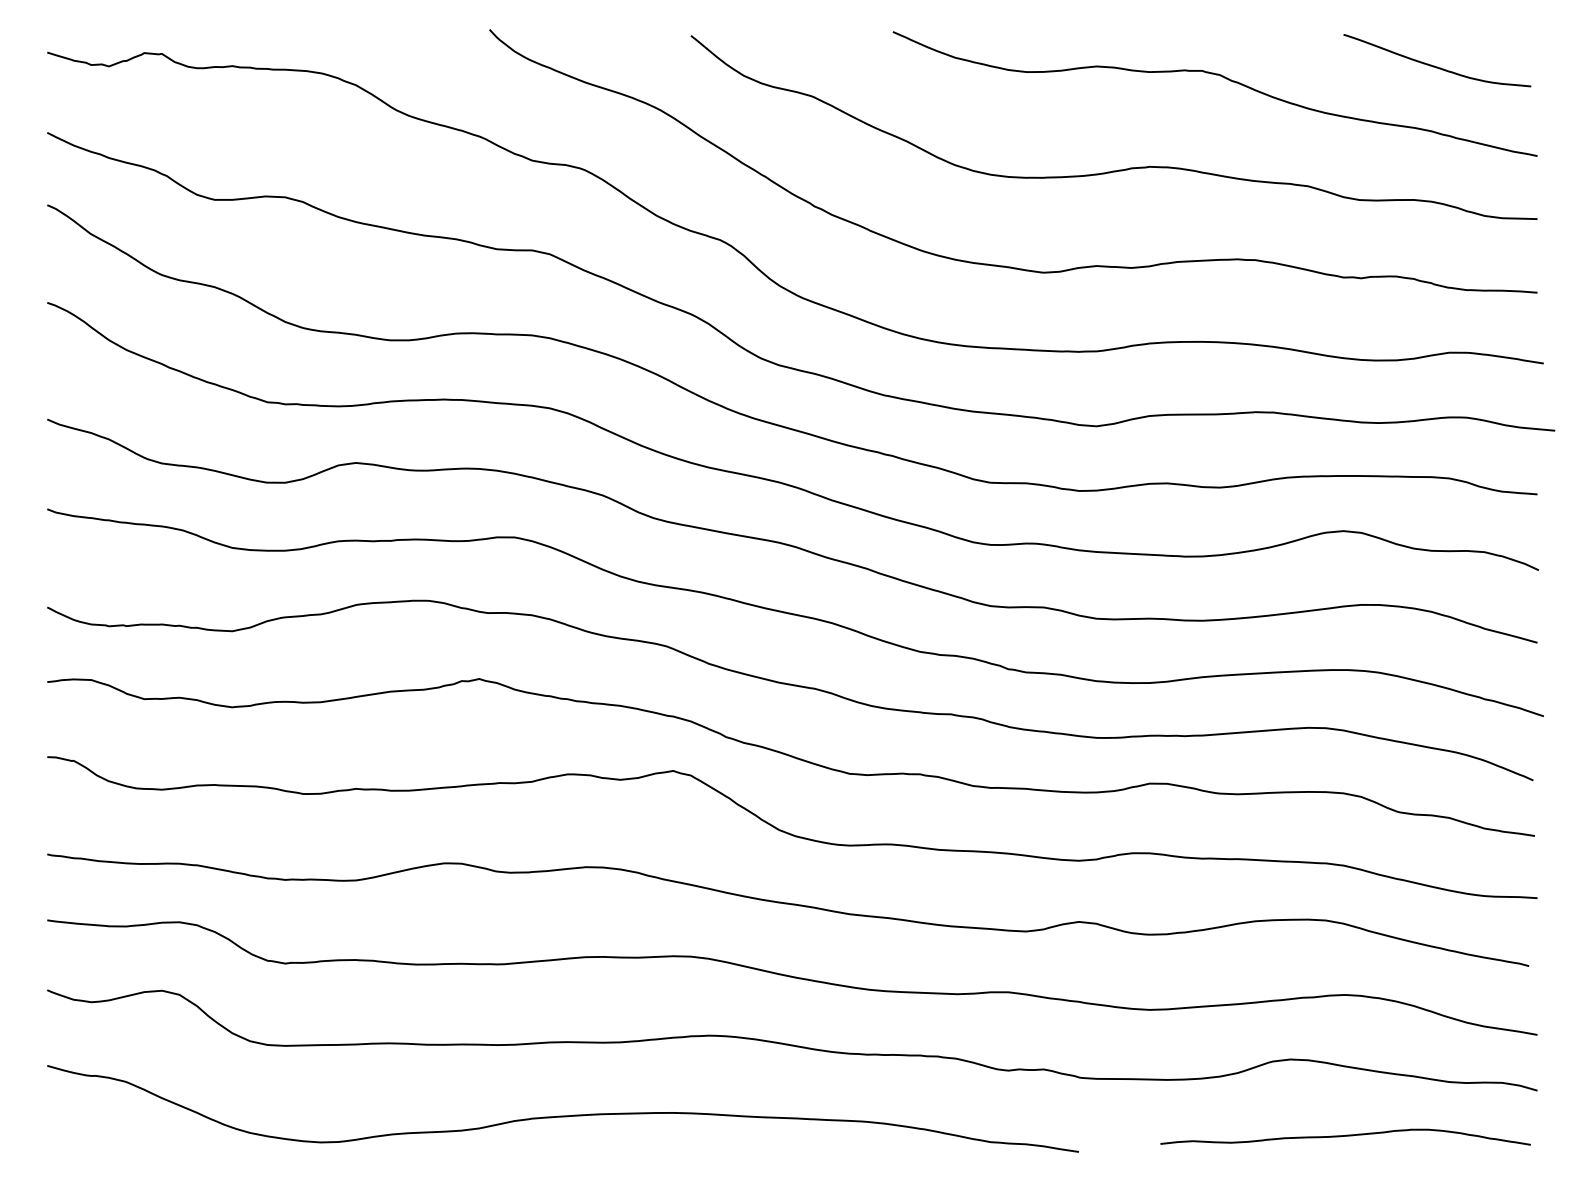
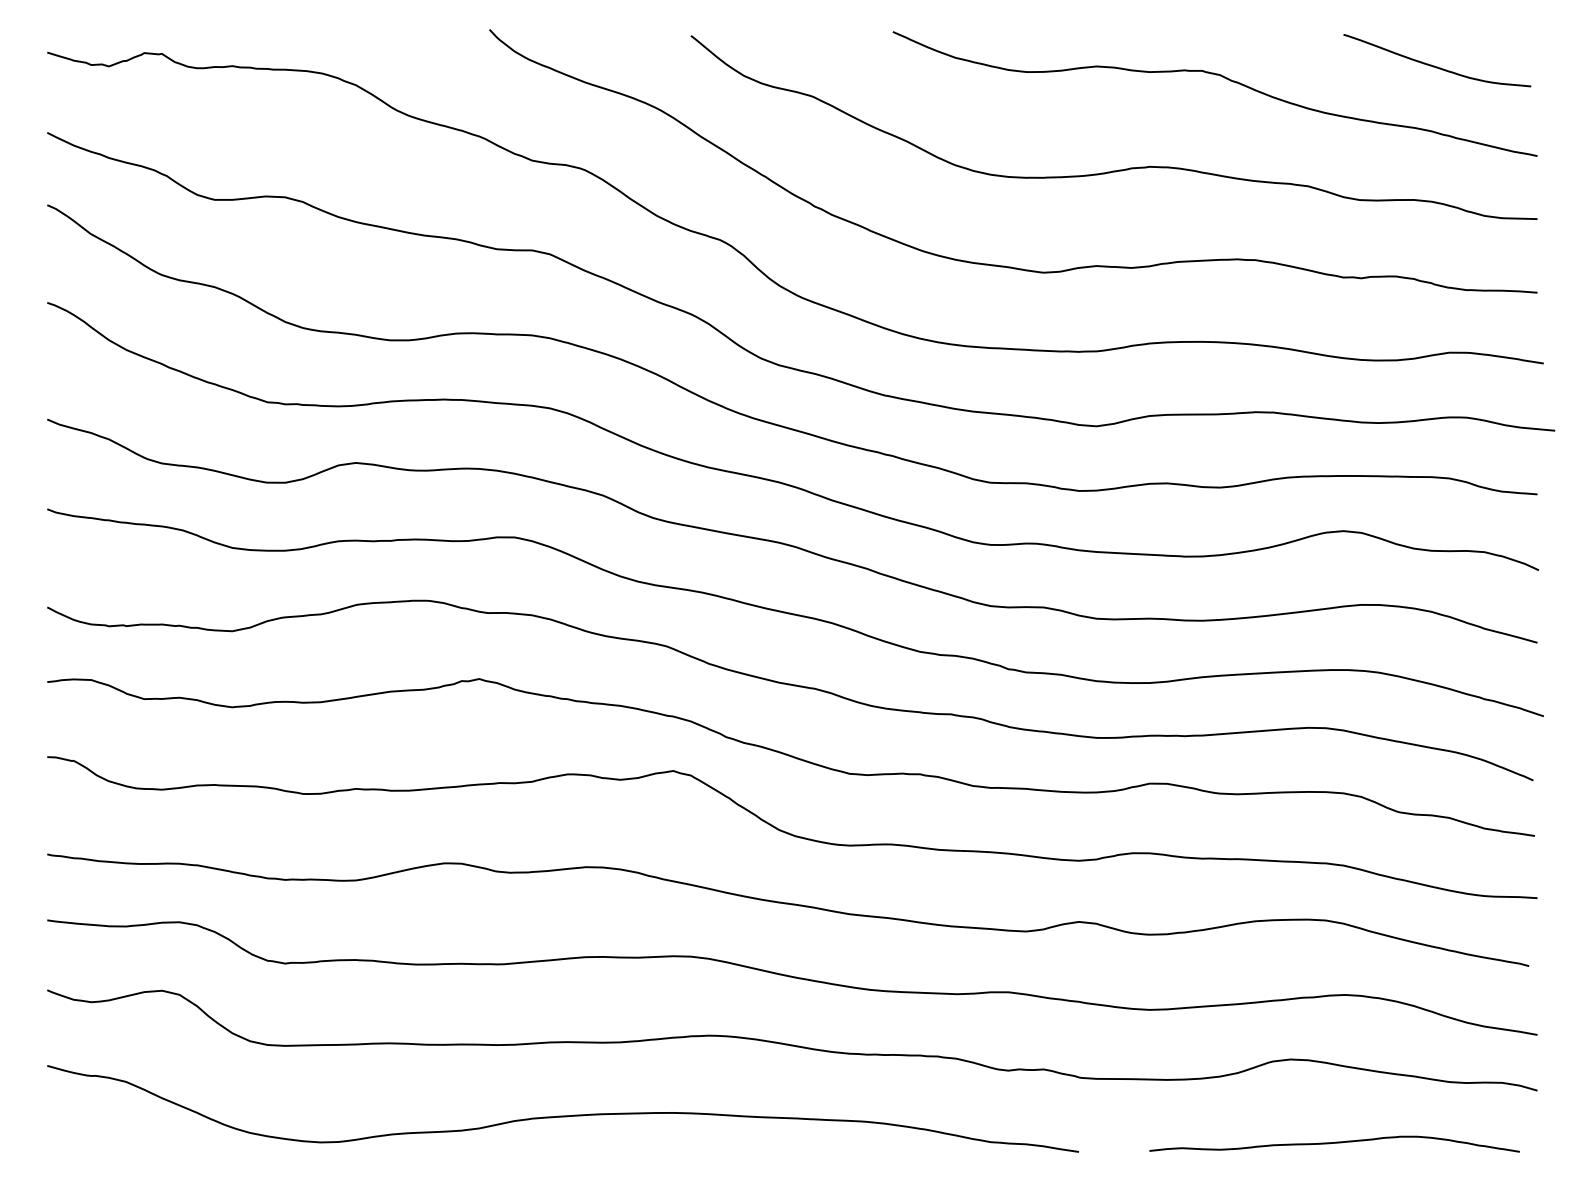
curve position: (1345, 1136) -> (1334, 1143) (1334, 1143)
